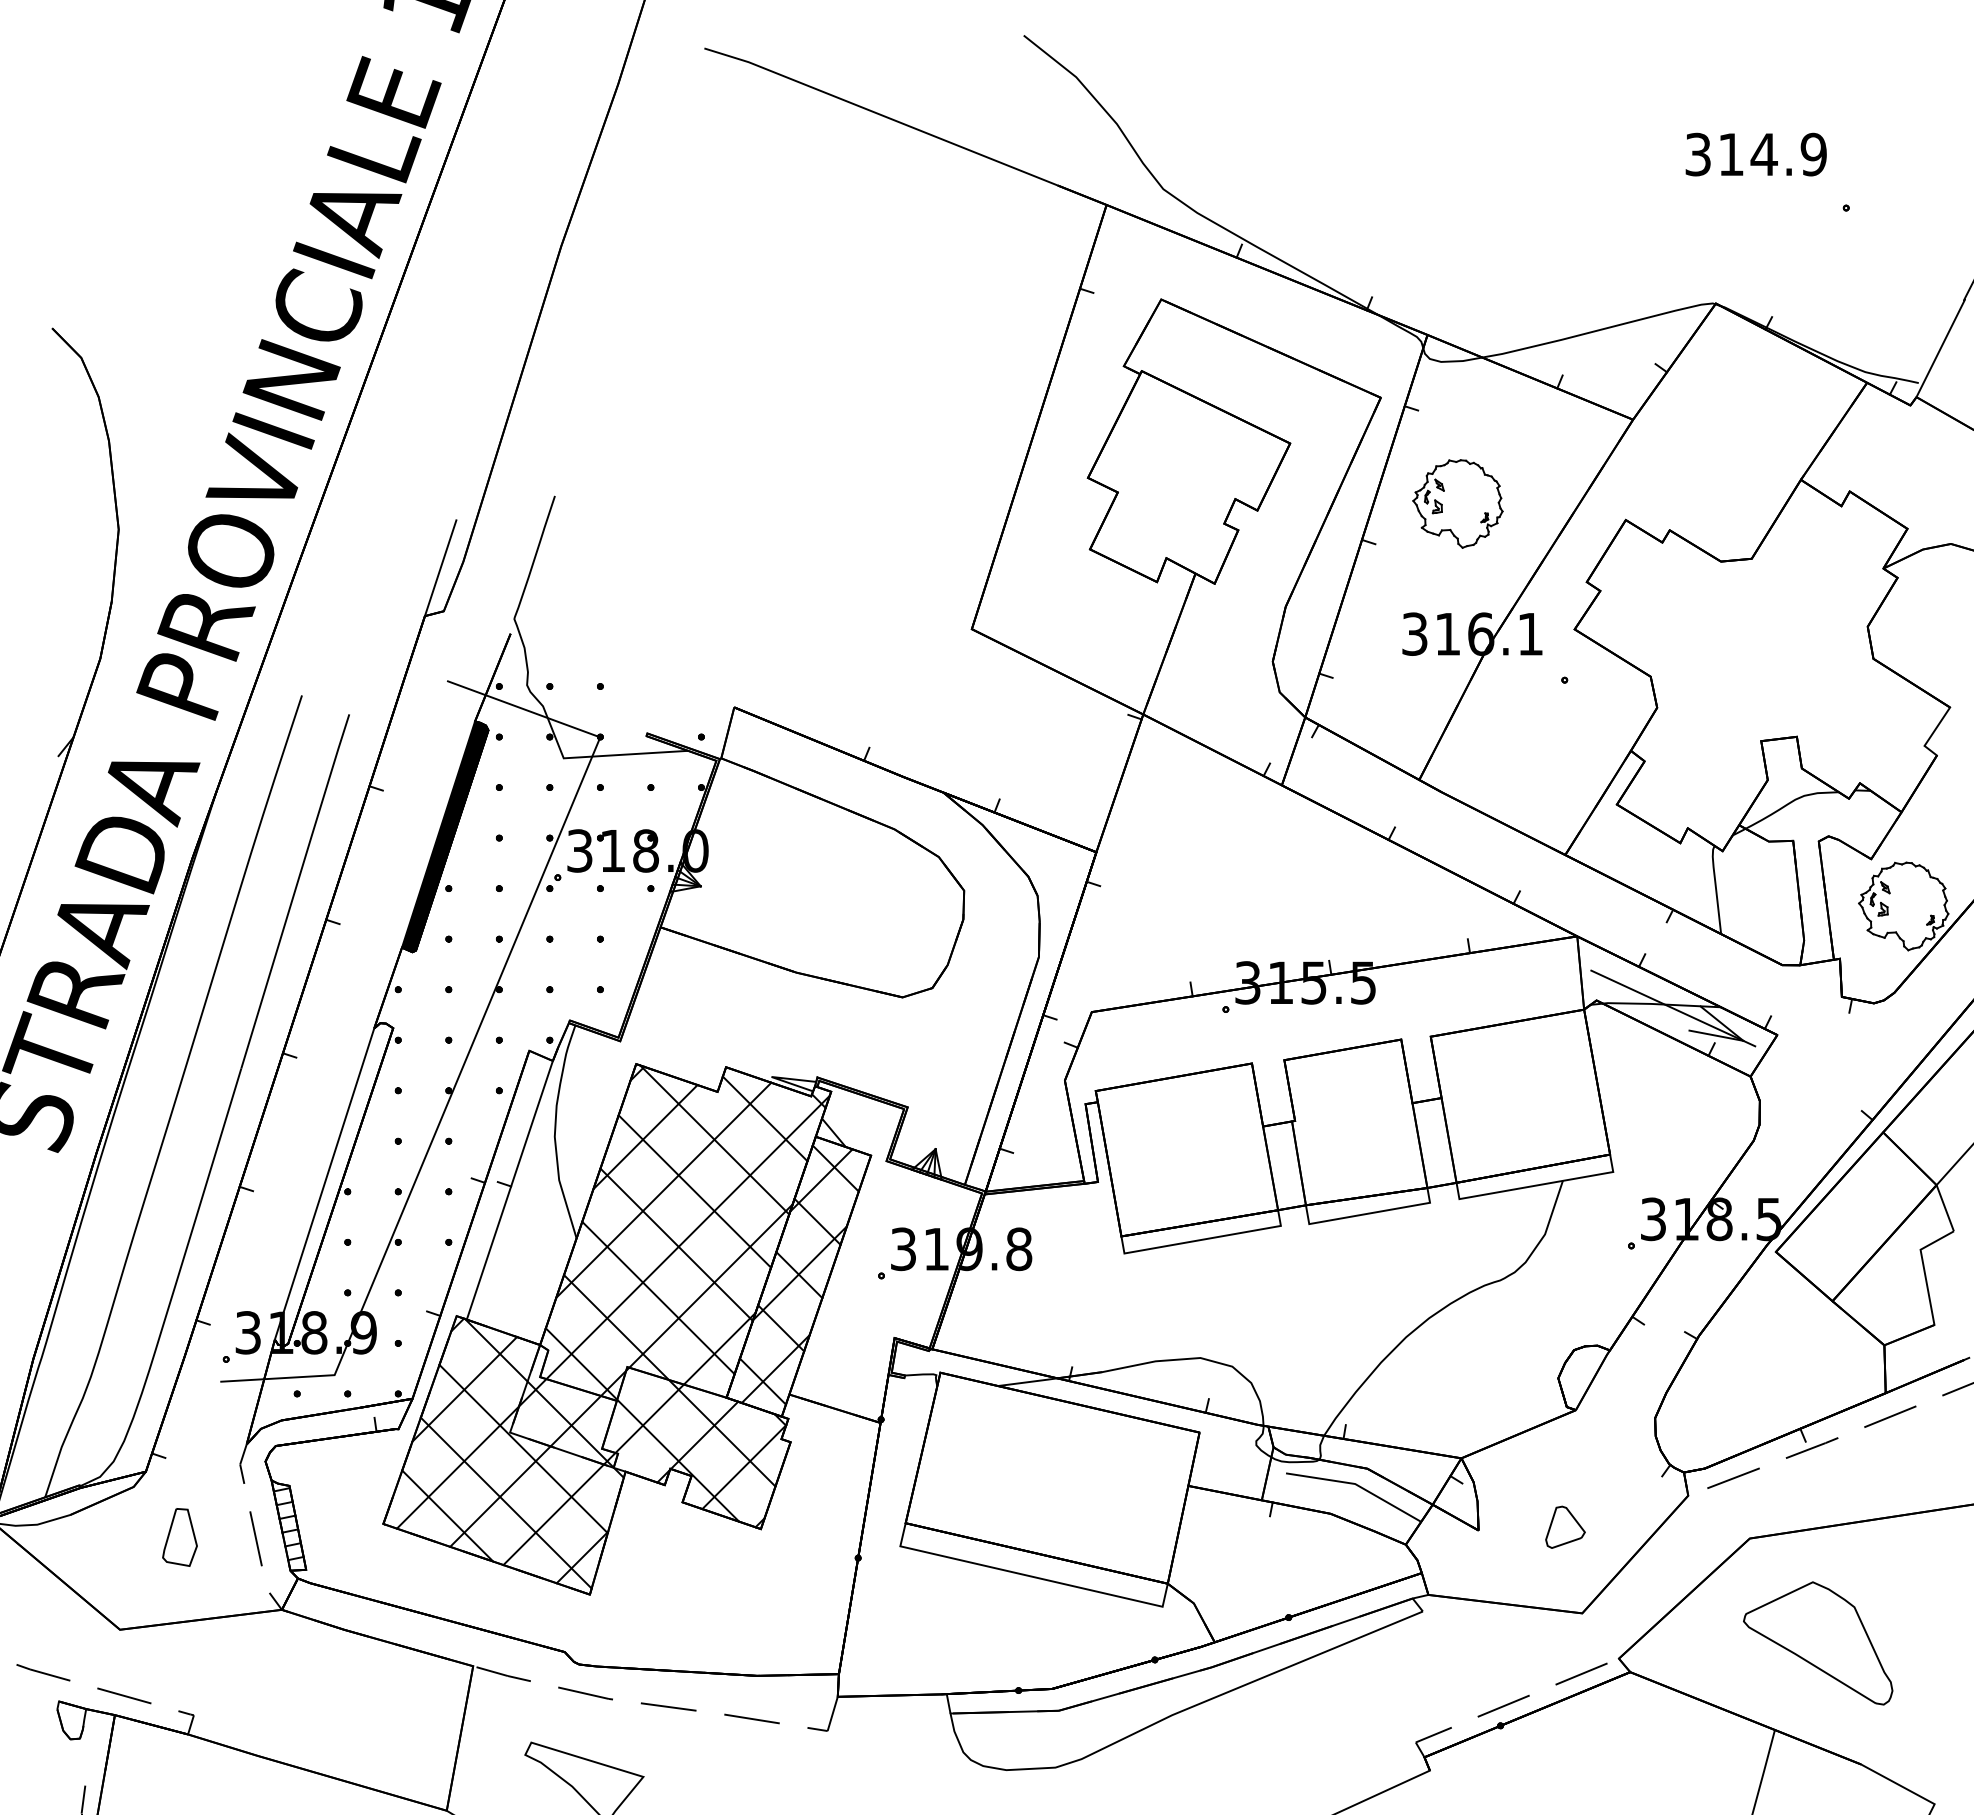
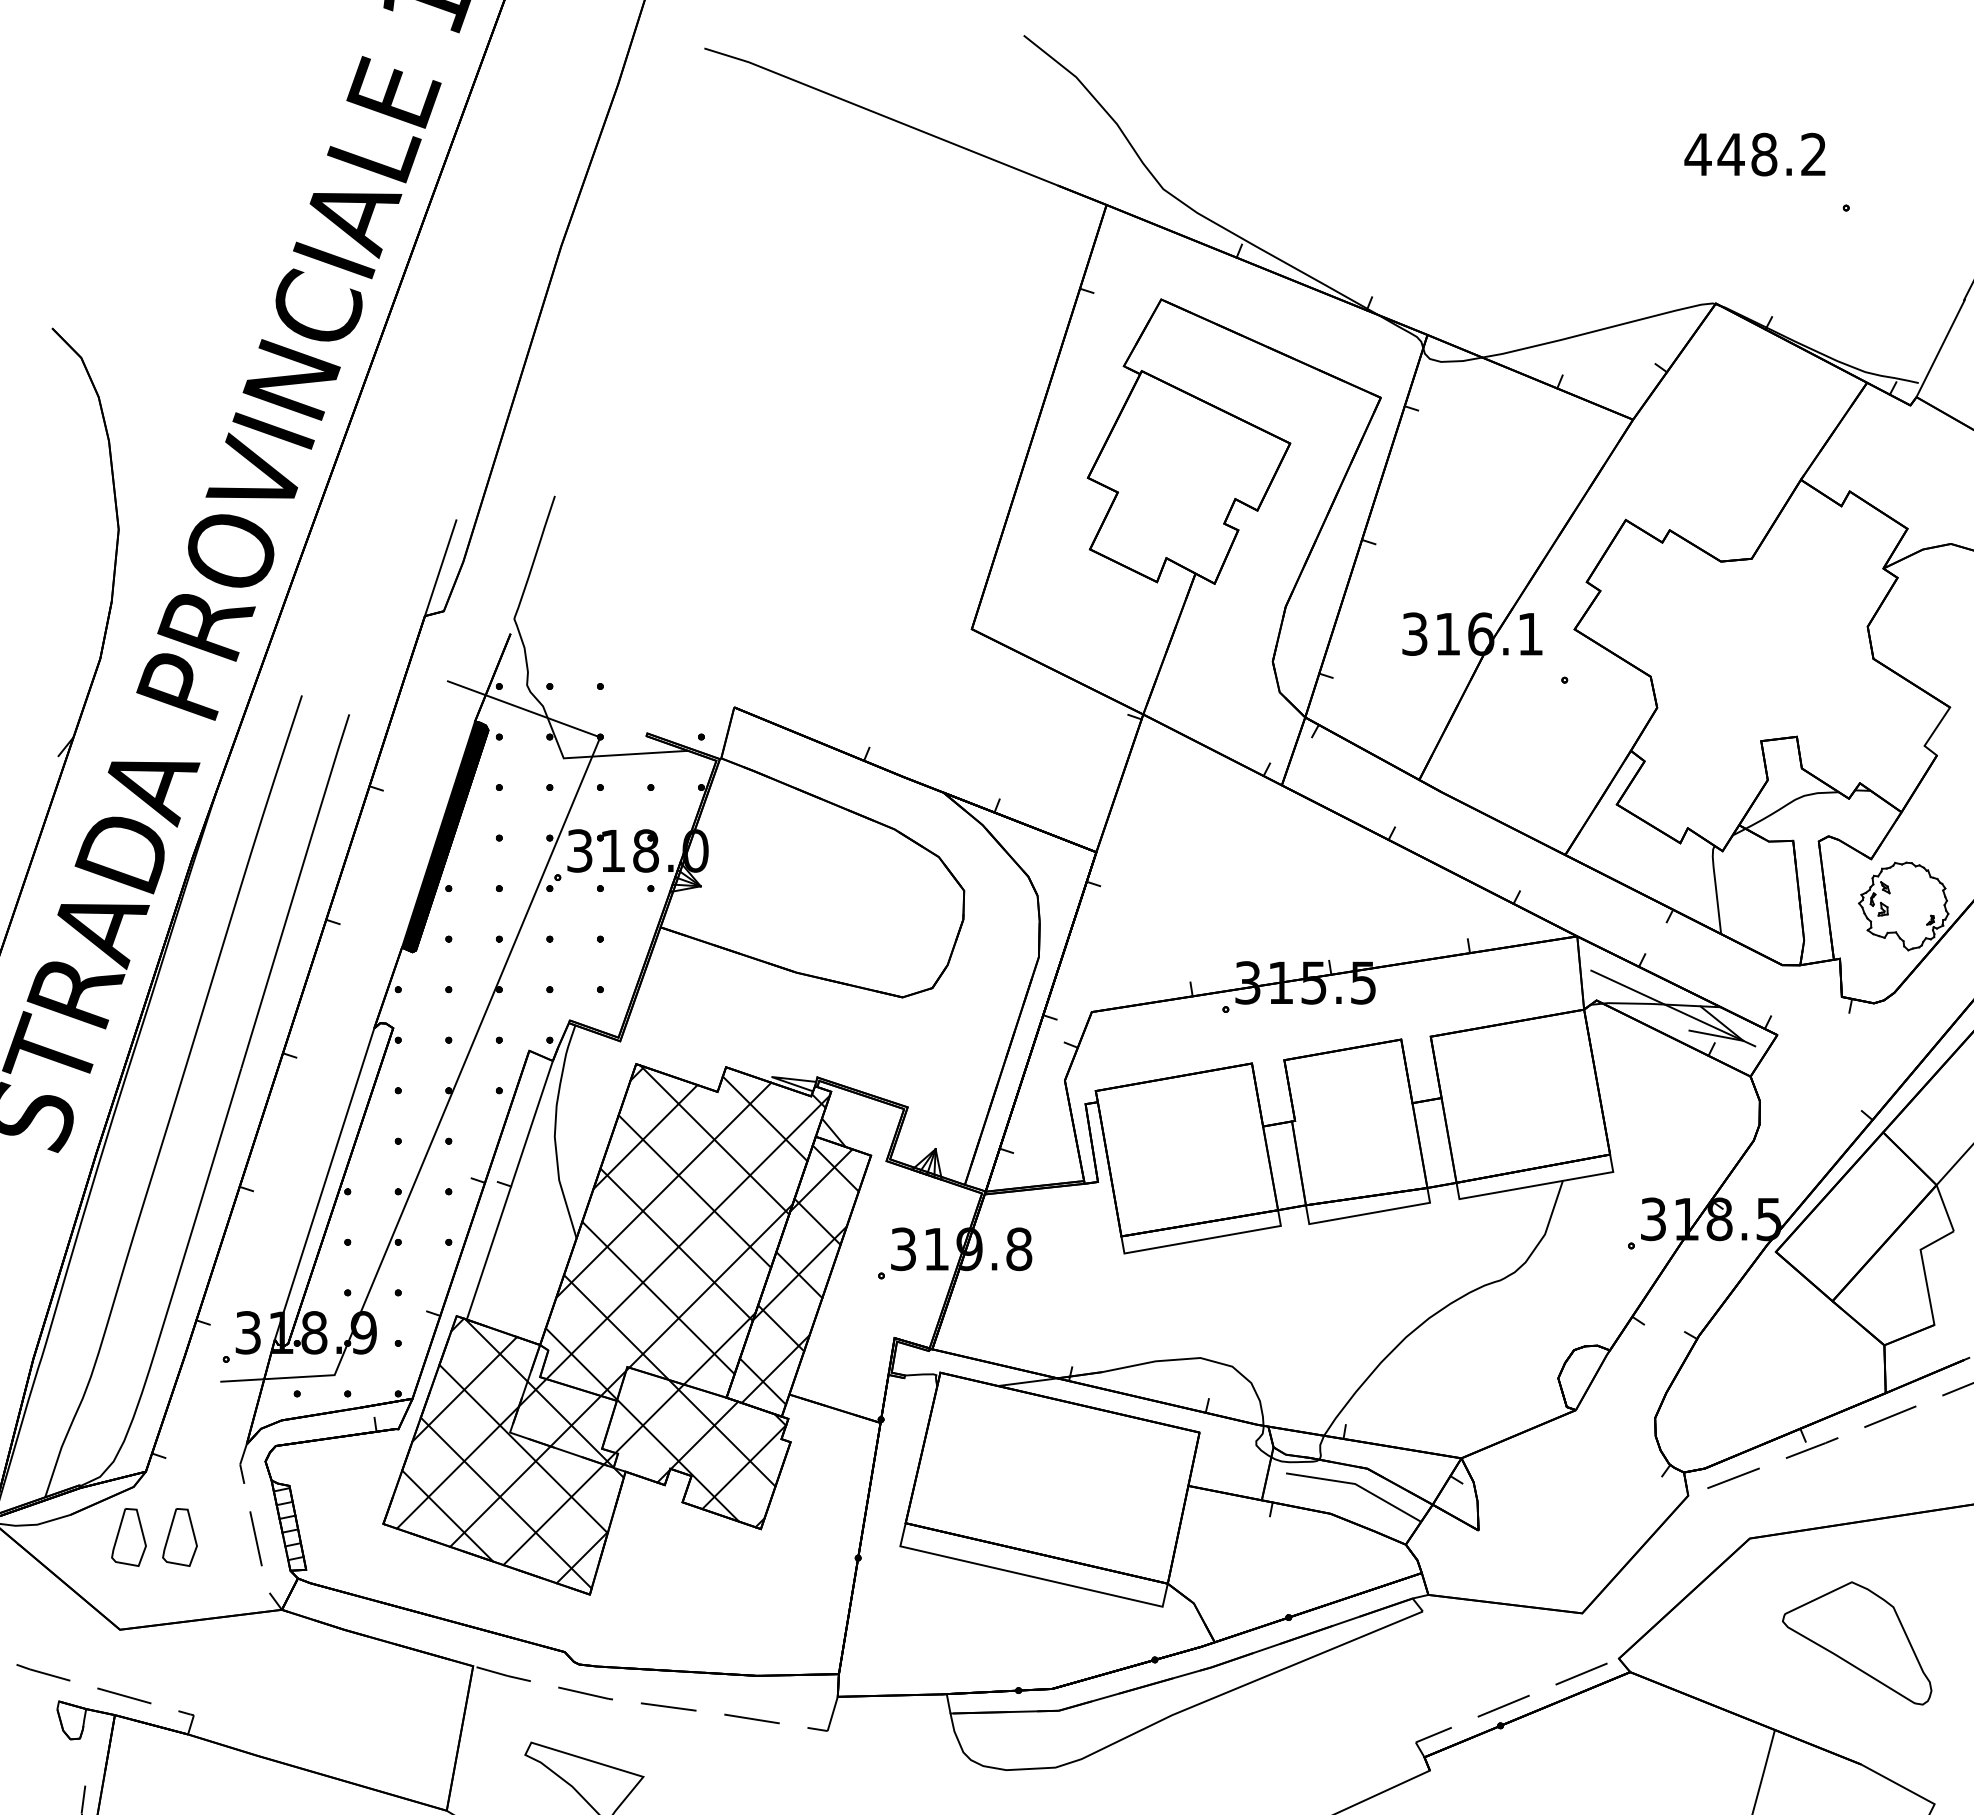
text: 314.9 -> 448.2 (1755, 154)
part: present -> none (1457, 503)
part: present -> none (1565, 1526)
part: none -> present (128, 1537)
part position: (1818, 1643) -> (1857, 1643) (1857, 1643)
